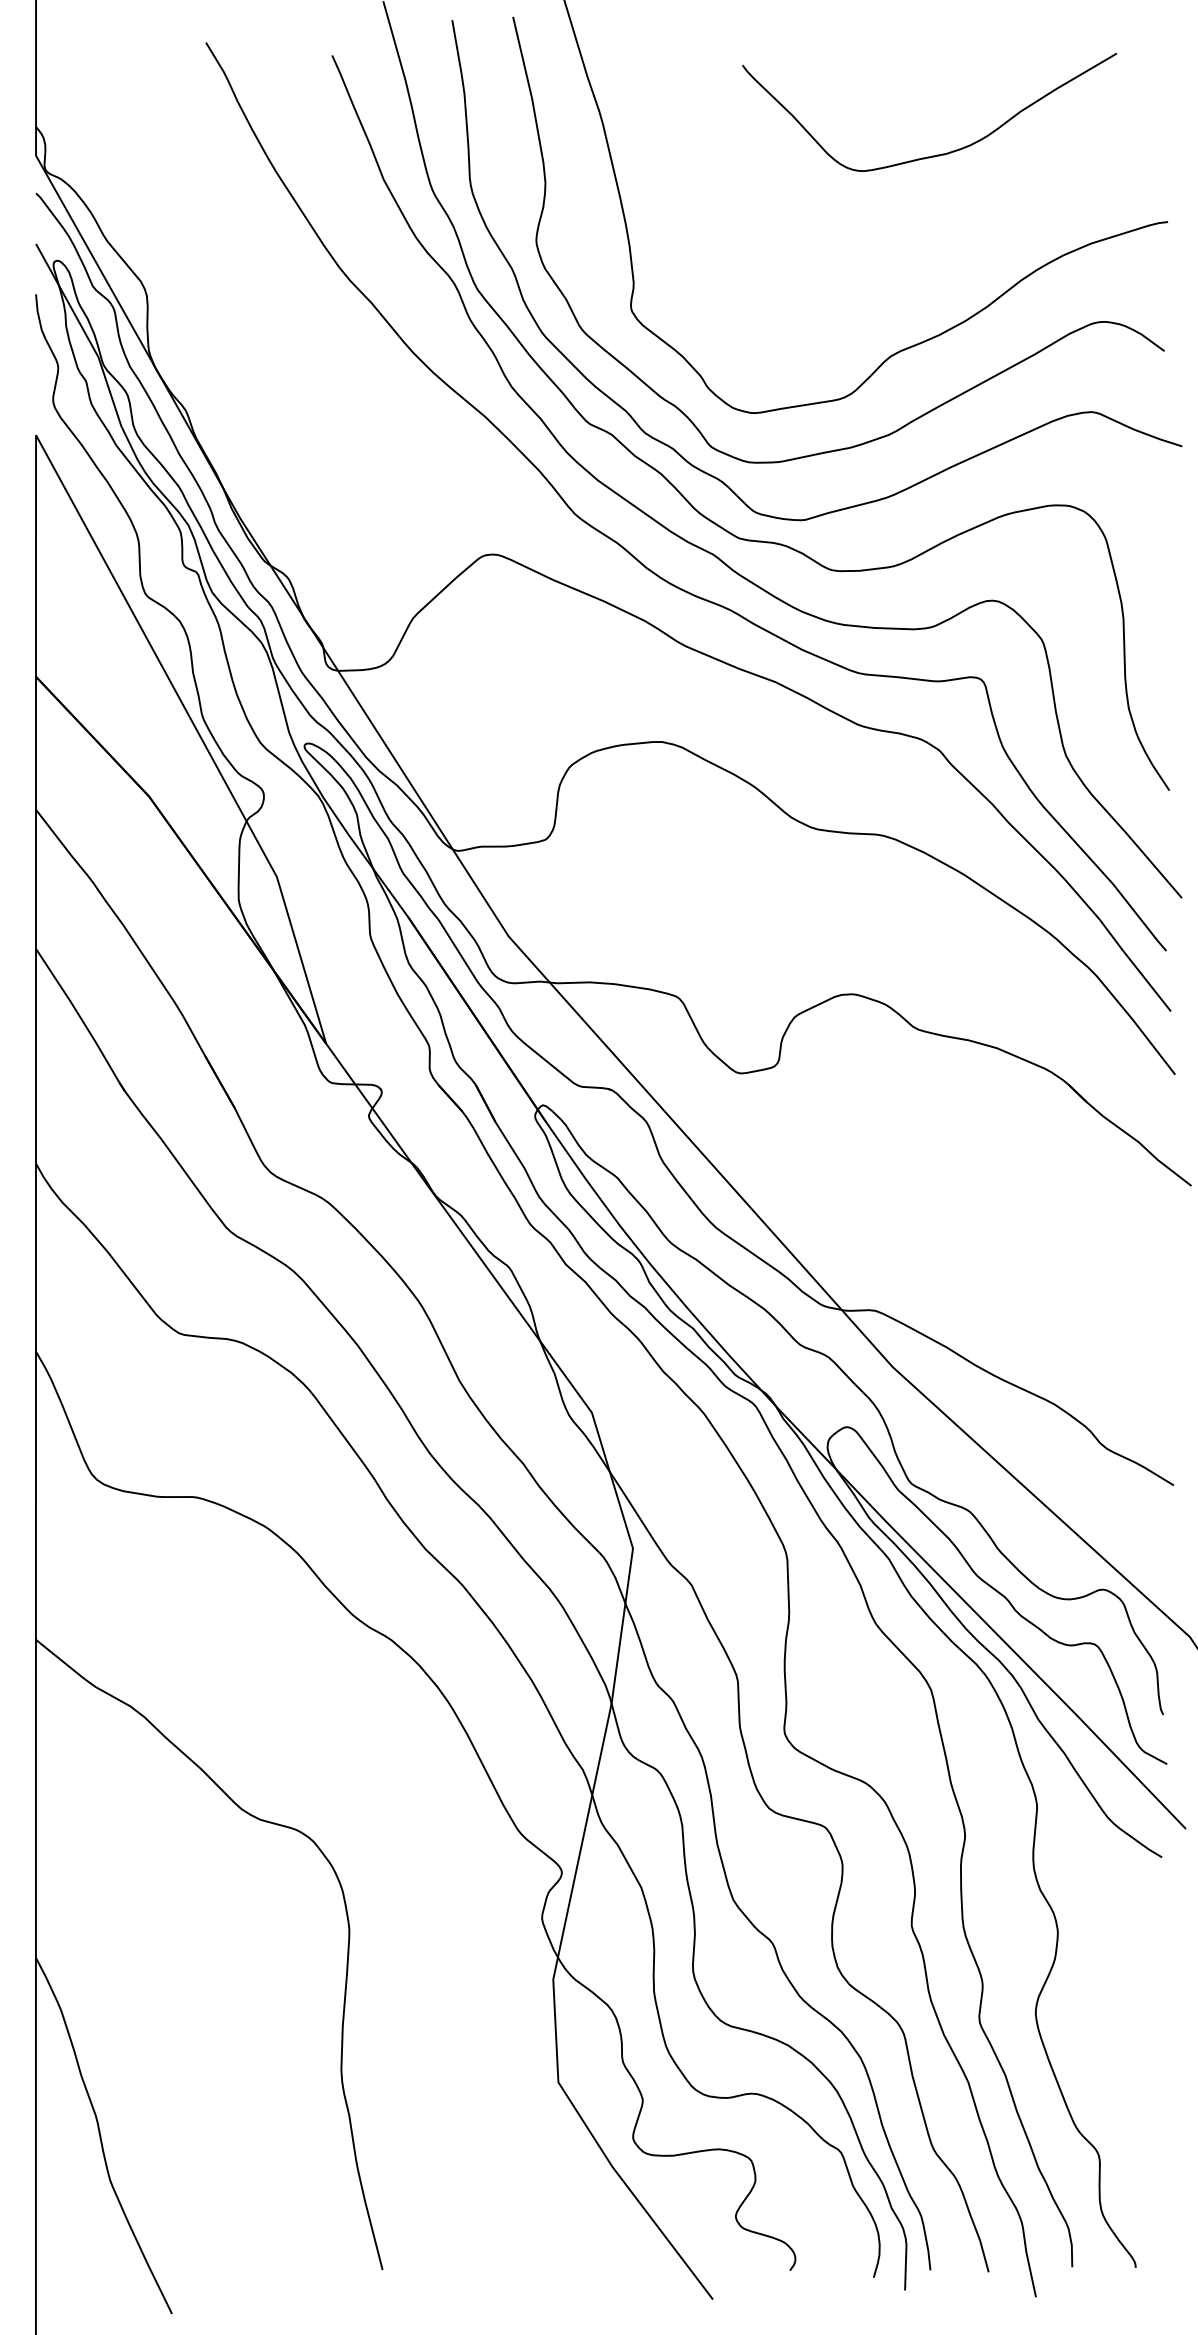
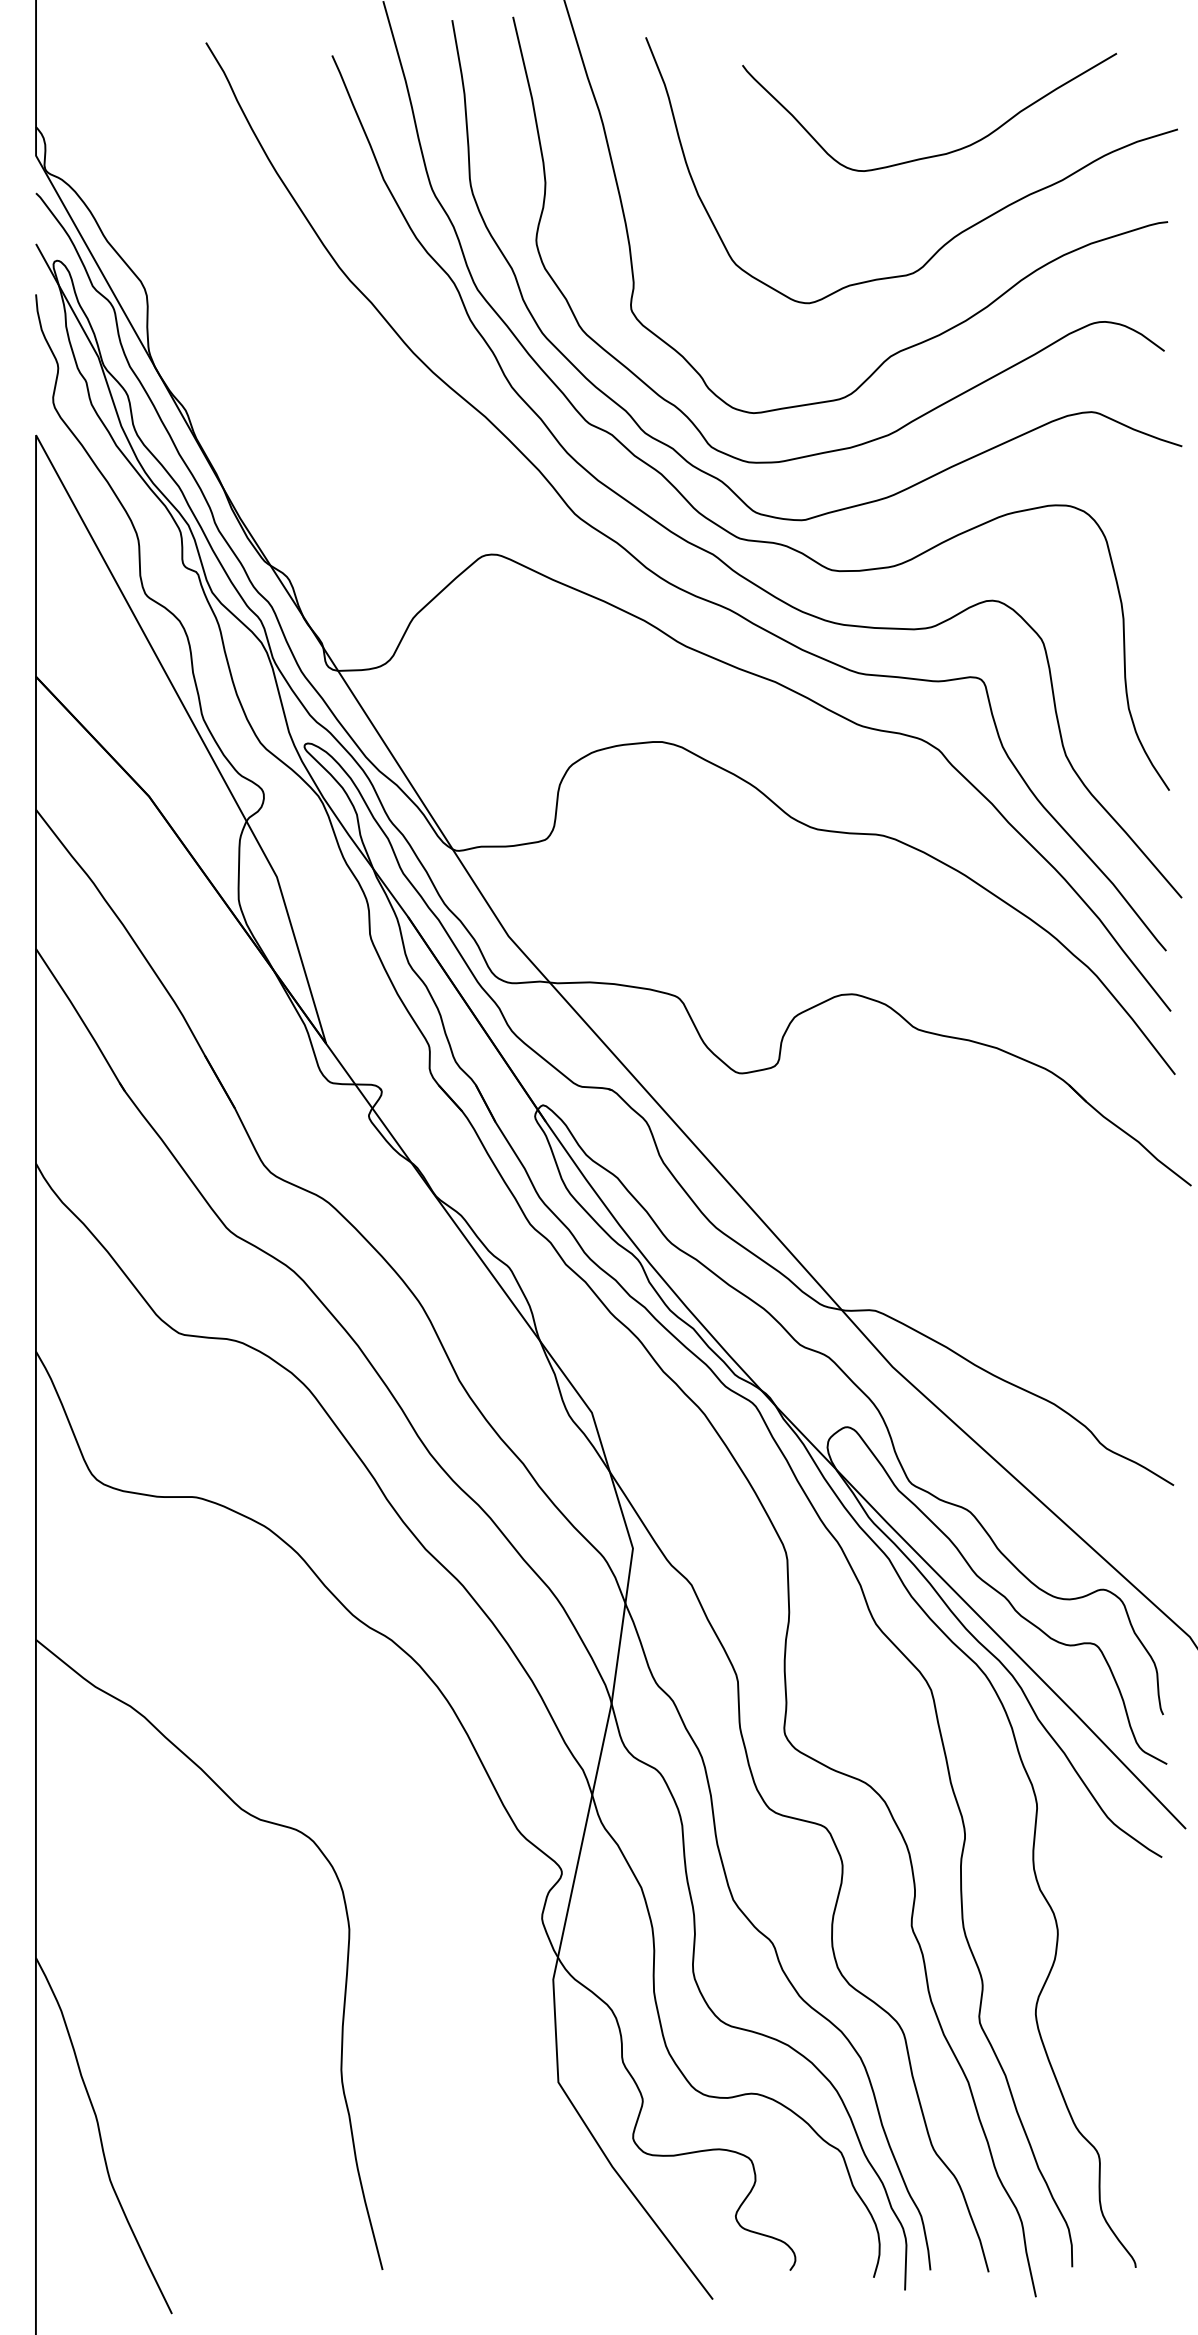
curve: none -> present (953, 236)
